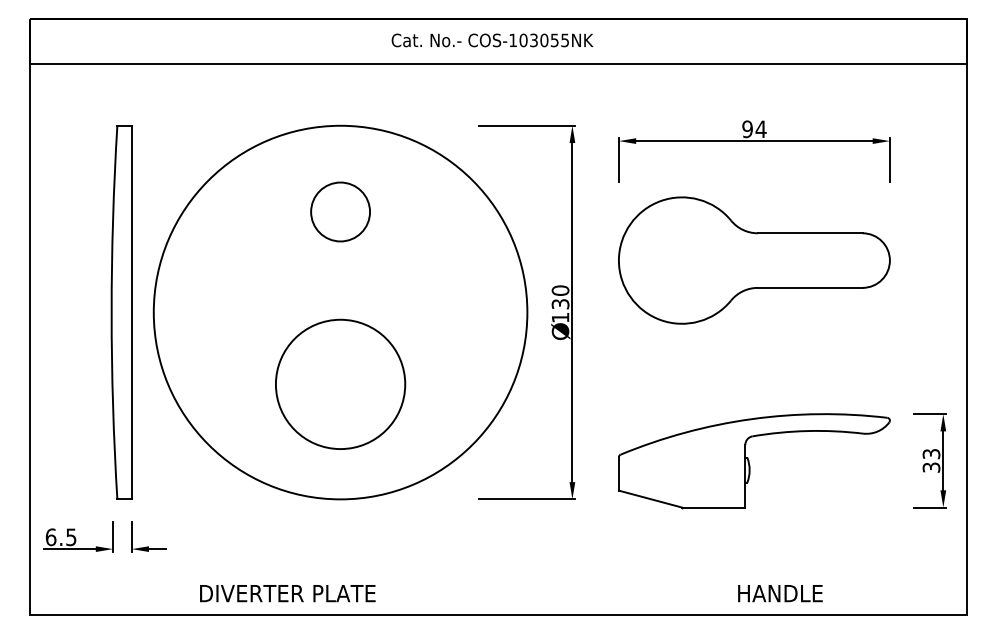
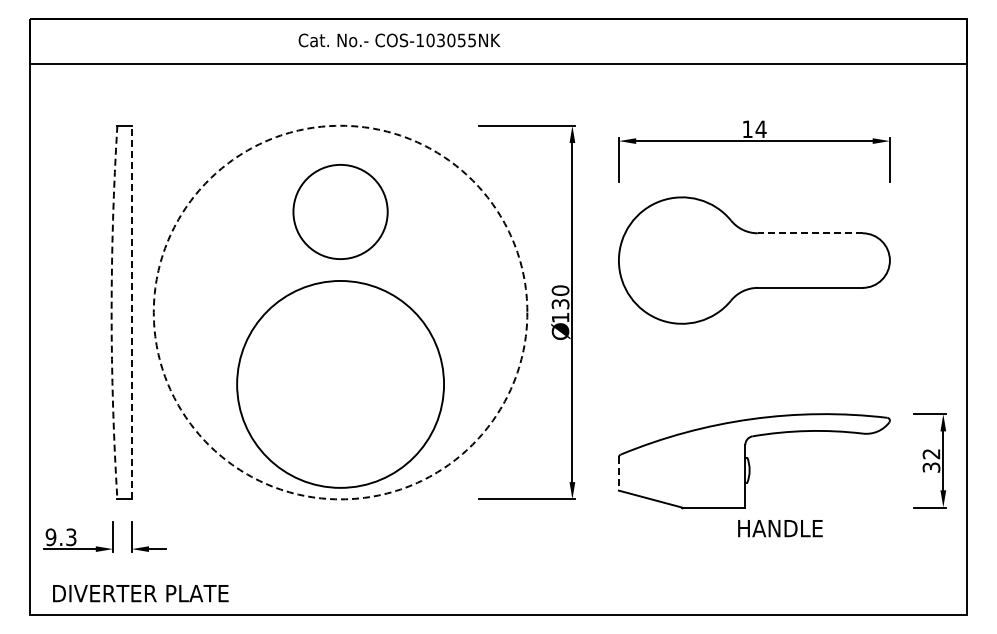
text position: (492, 40) -> (399, 40) (399, 40)
text: 94 -> 14 (747, 129)
circle diameter: 59 px -> 94 px (340, 211)
line: solid -> dashed (809, 233)
arc: solid -> dashed (111, 312)
line: solid -> dashed (131, 312)
circle: solid -> dashed (340, 312)
circle diameter: 129 px -> 207 px (340, 383)
text: 33 -> 32 (931, 454)
line: solid -> dashed (618, 473)
text: 6.5 -> 9.3 (60, 537)
text position: (287, 593) -> (140, 593) (140, 593)
text position: (780, 593) -> (780, 528) (780, 528)
